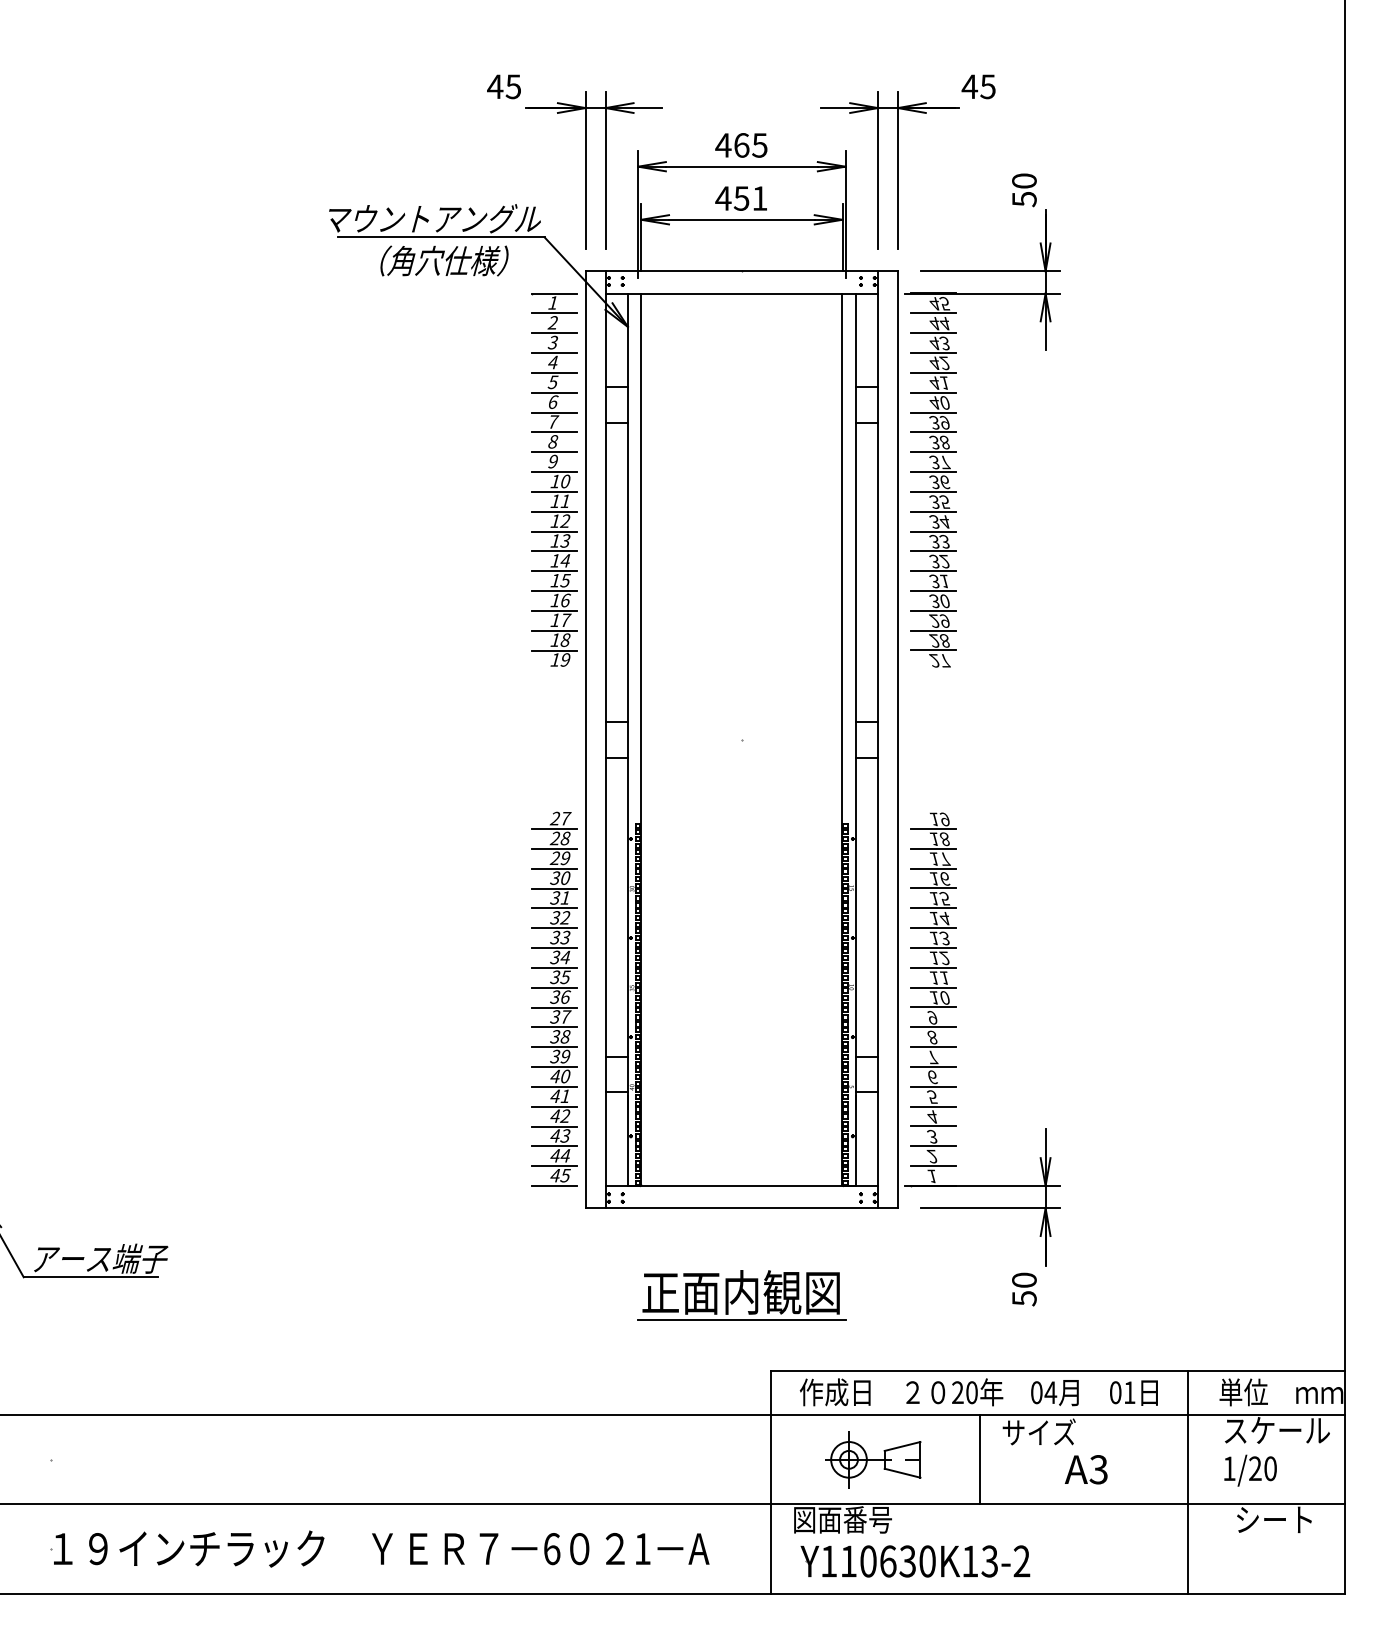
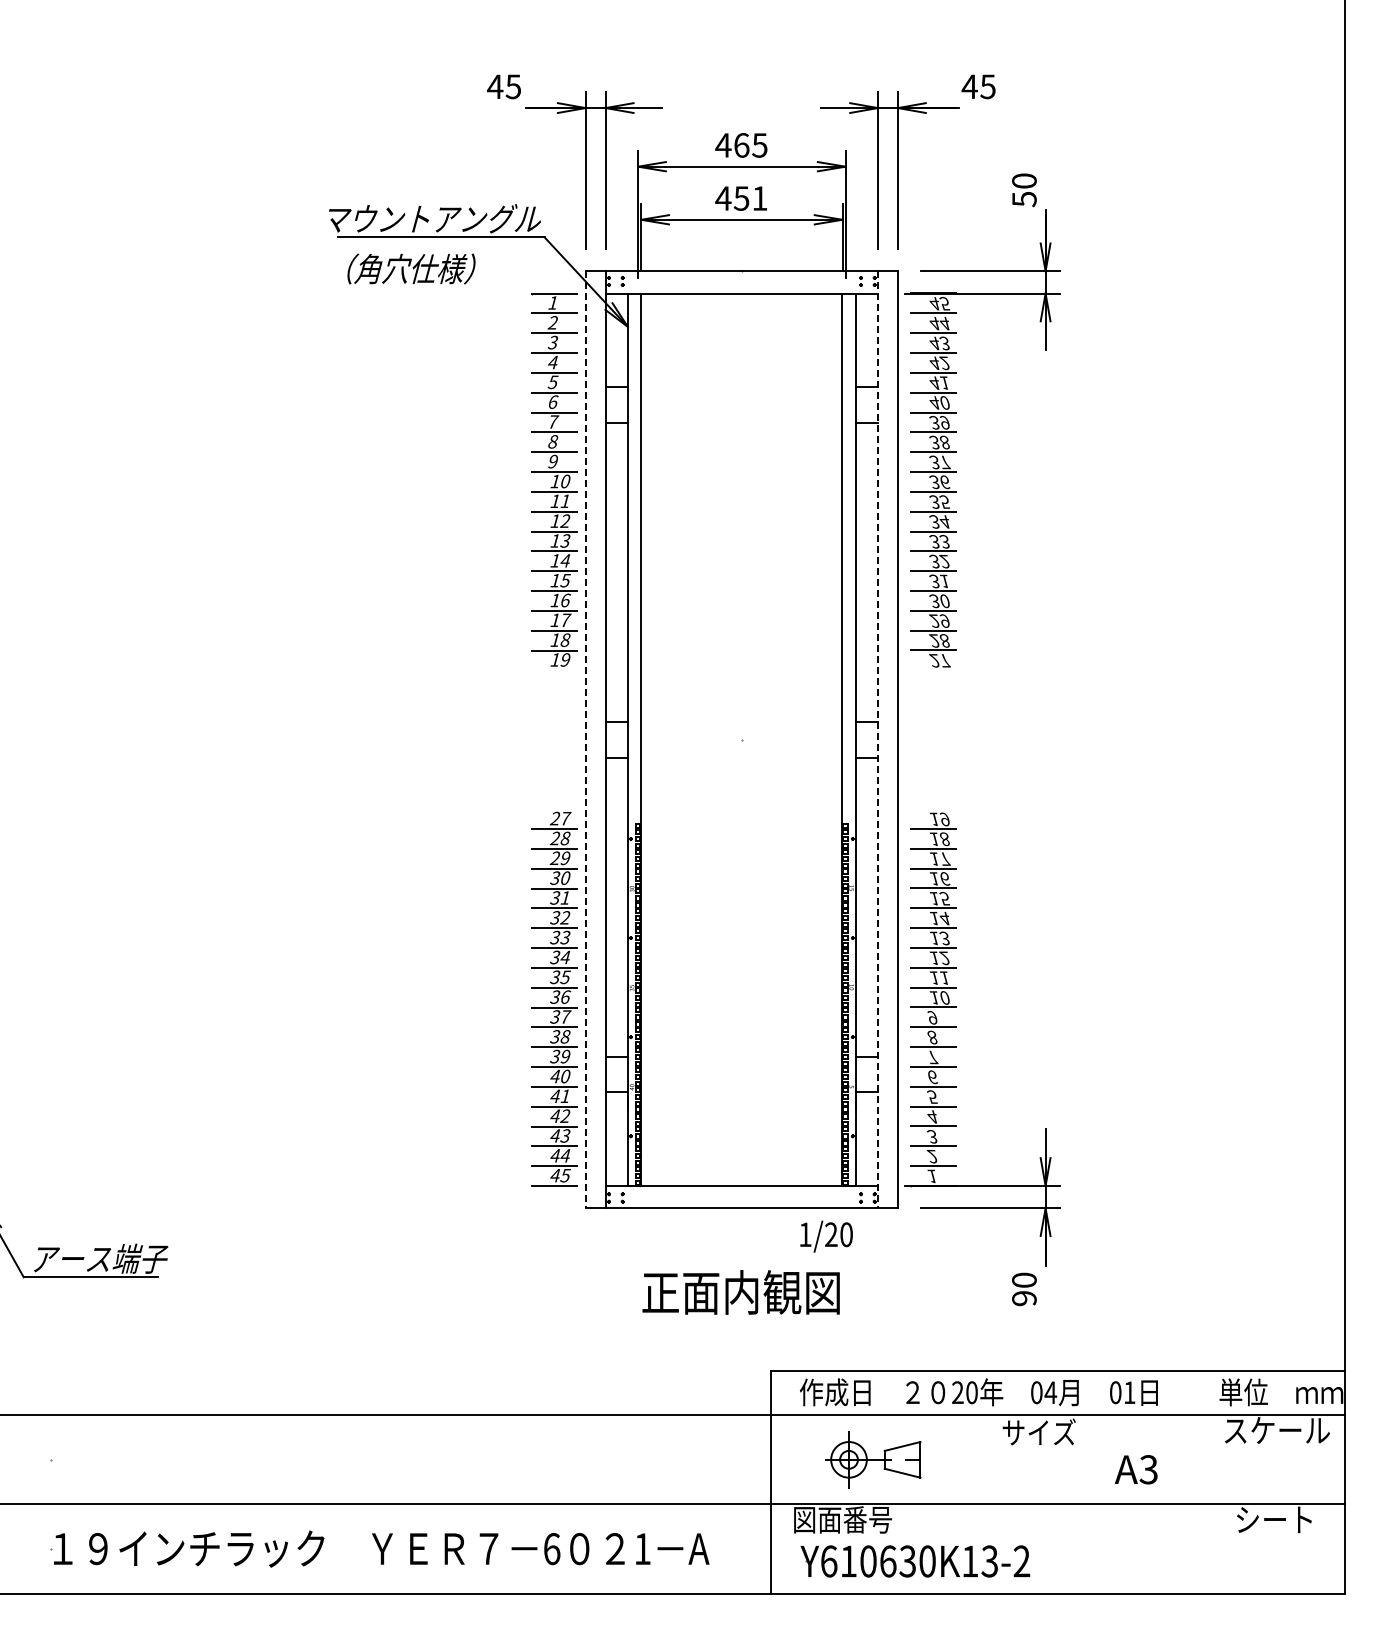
text position: (444, 260) -> (411, 268) (411, 268)
line: solid -> dashed (585, 740)
line: solid -> dashed (877, 740)
text: 50 -> 90 (1024, 1298)
line: present -> none (741, 1319)
line: present -> none (979, 1459)
text position: (1085, 1469) -> (1135, 1469) (1135, 1469)
text position: (1250, 1470) -> (826, 1236) (826, 1236)
line: present -> none (1188, 1481)
text: Y110630K13-2 -> Y610630K13-2 (829, 1561)
